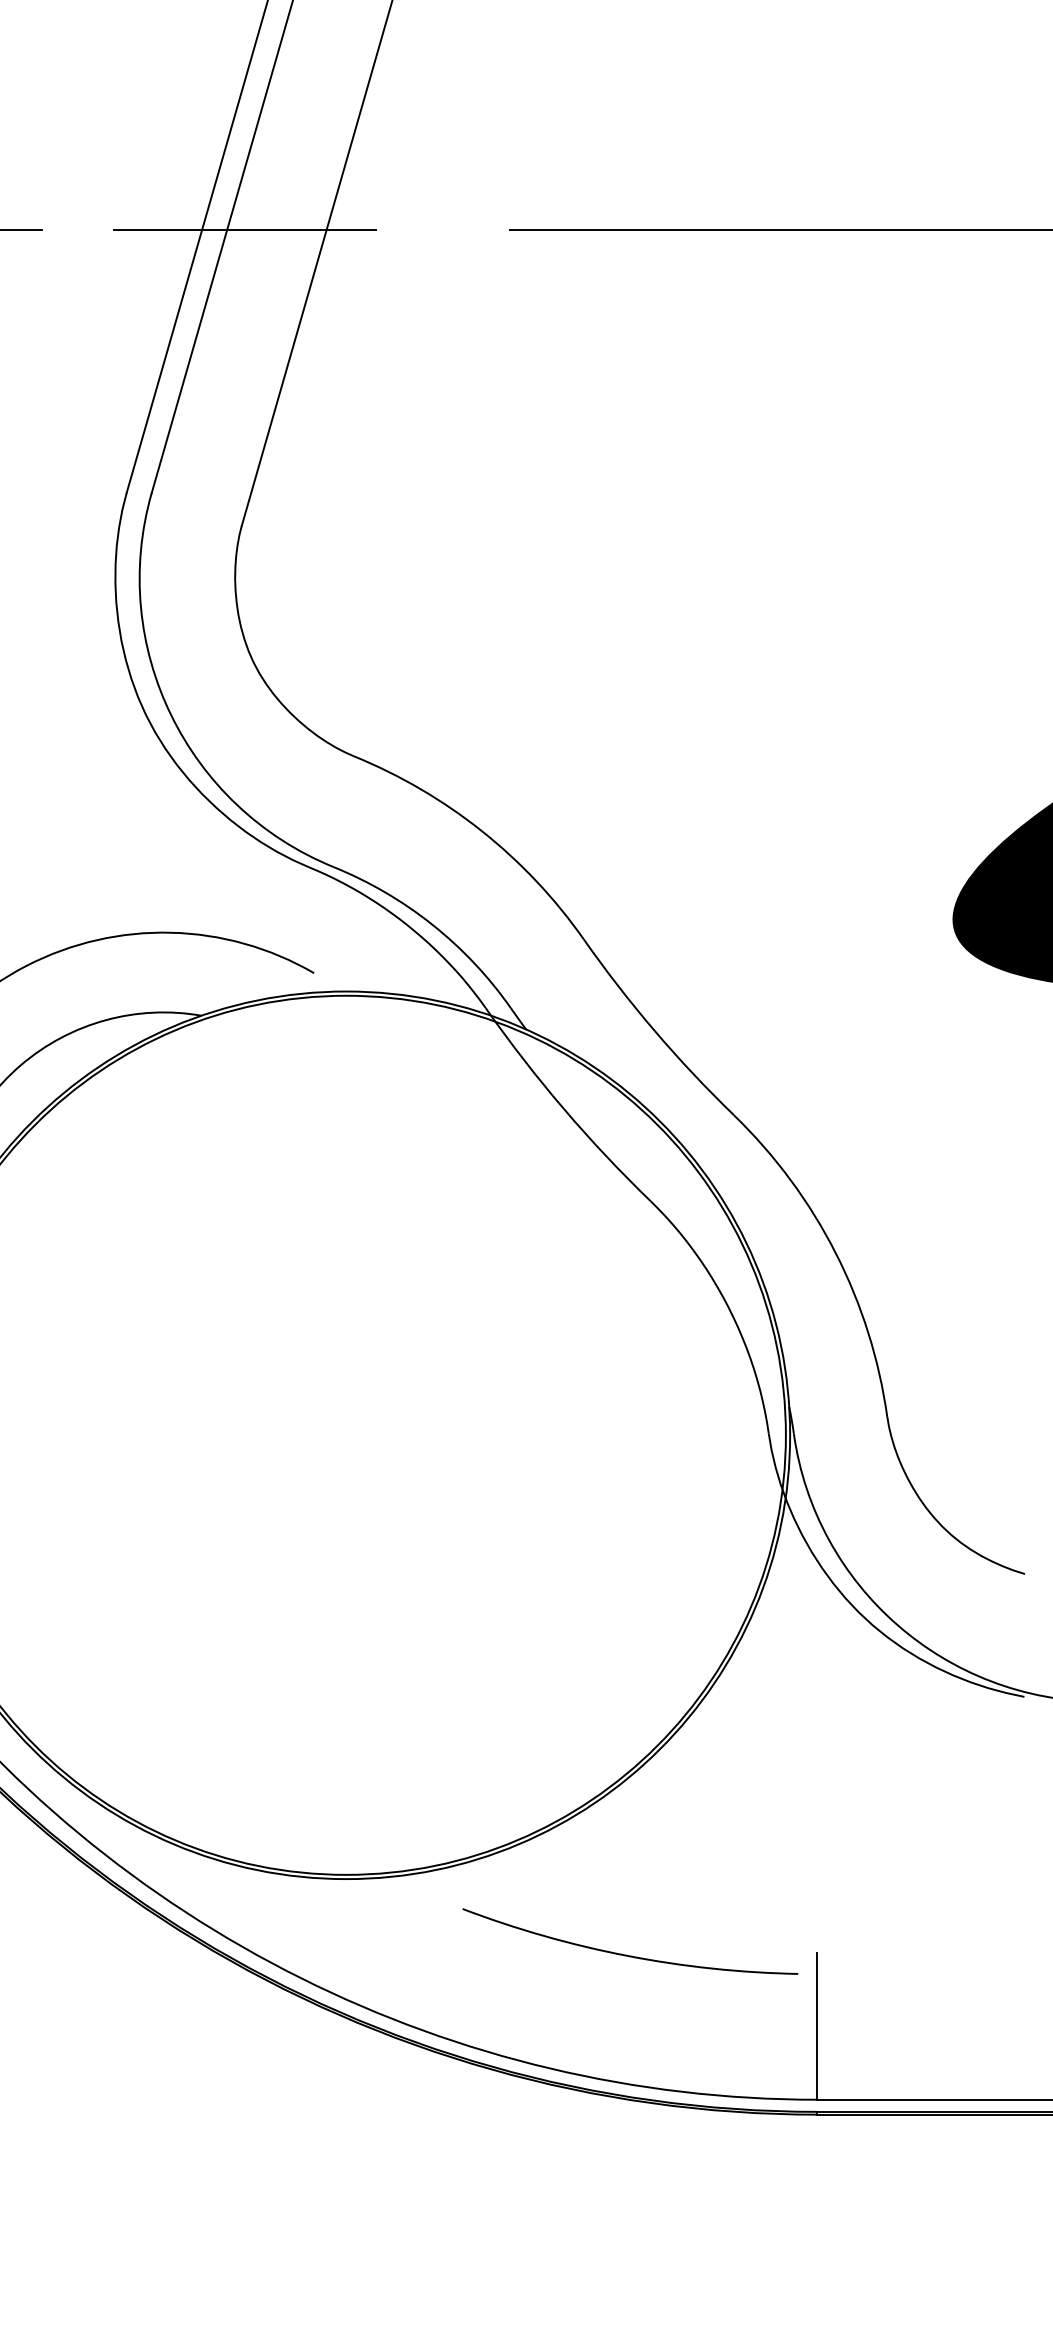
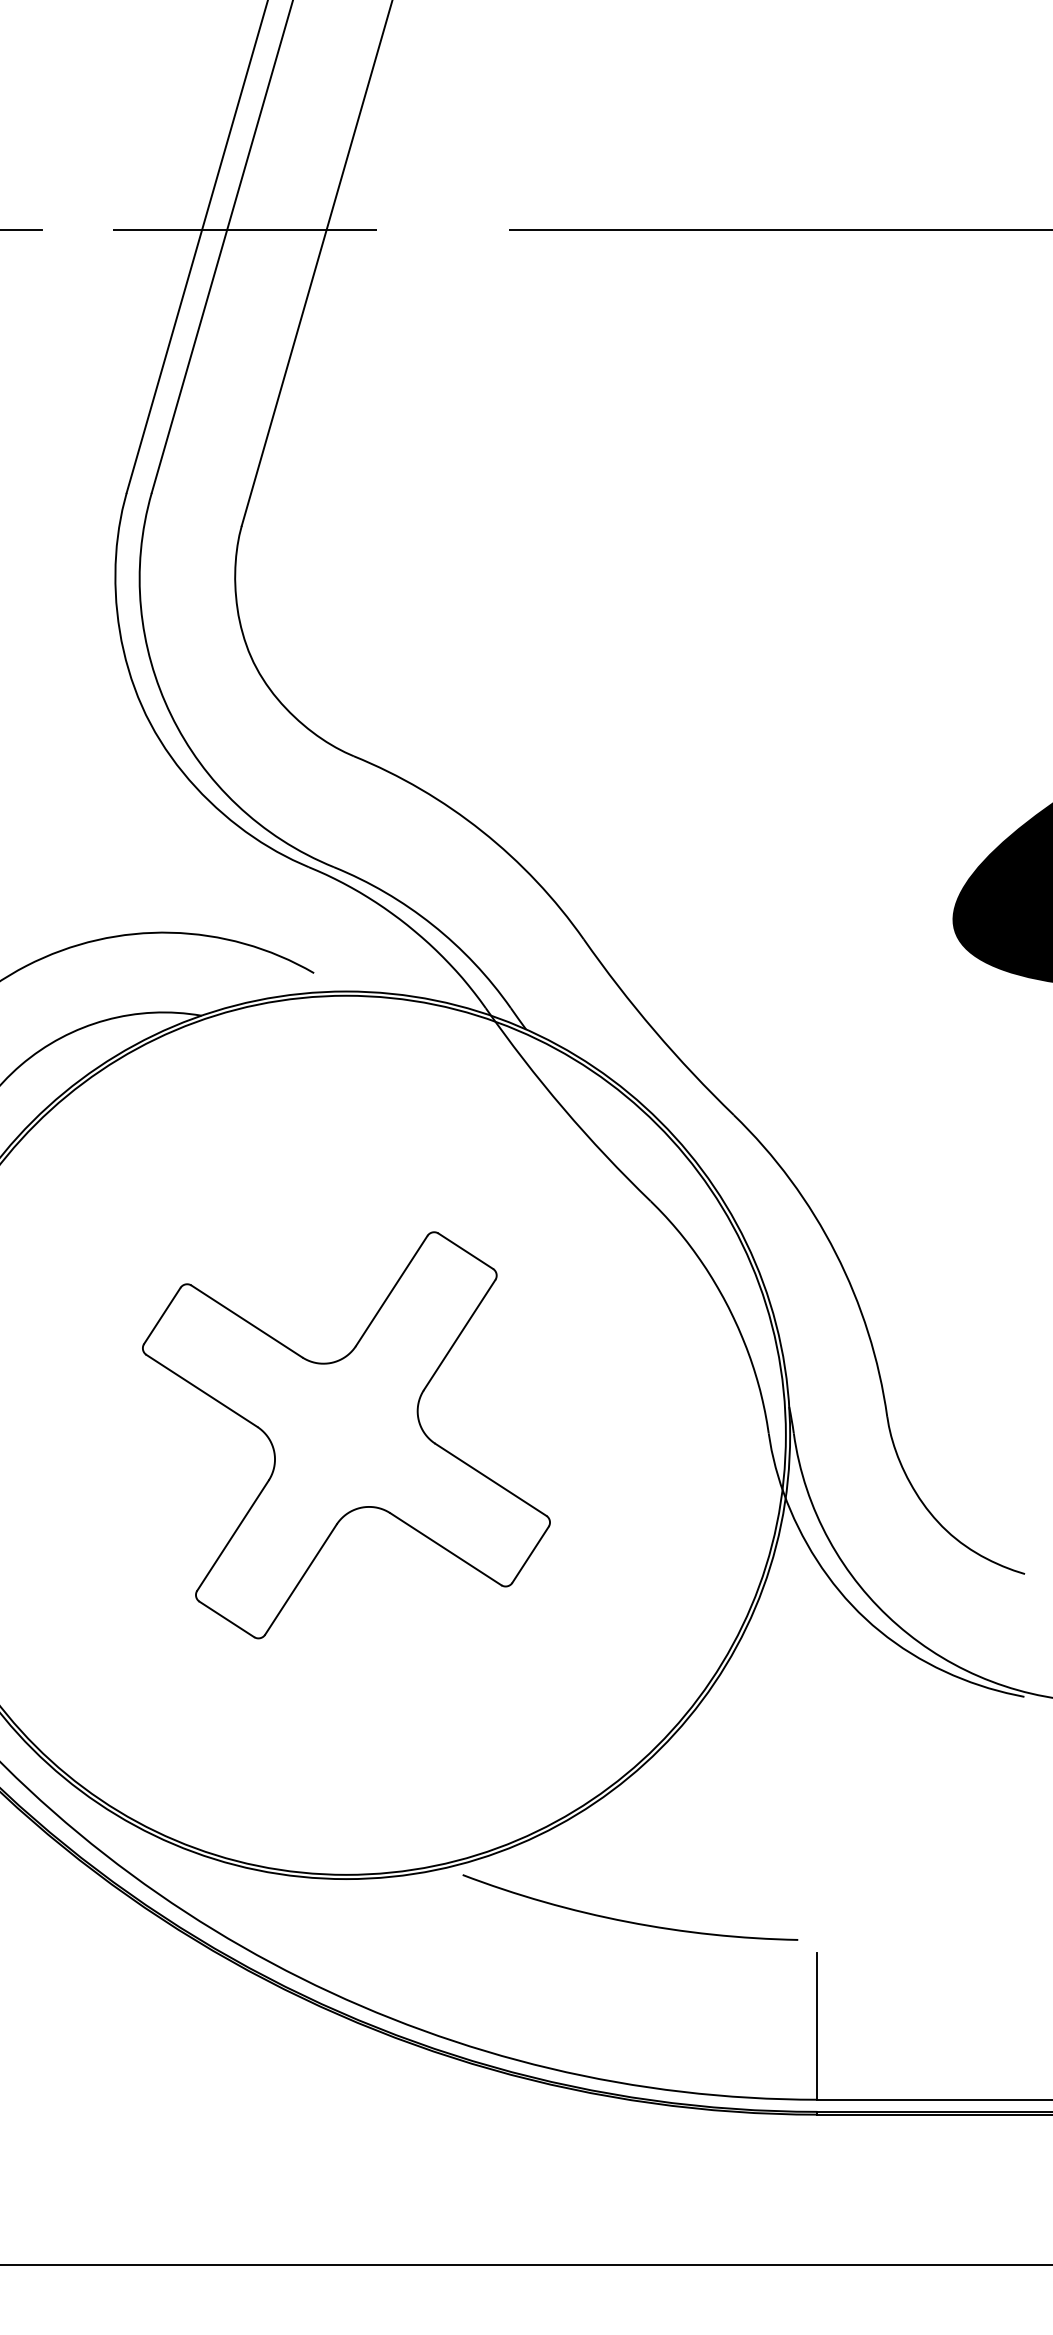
part: none -> present (346, 1435)
arc position: (626, 1954) -> (626, 1920) (626, 1920)
line: none -> present (525, 2264)
